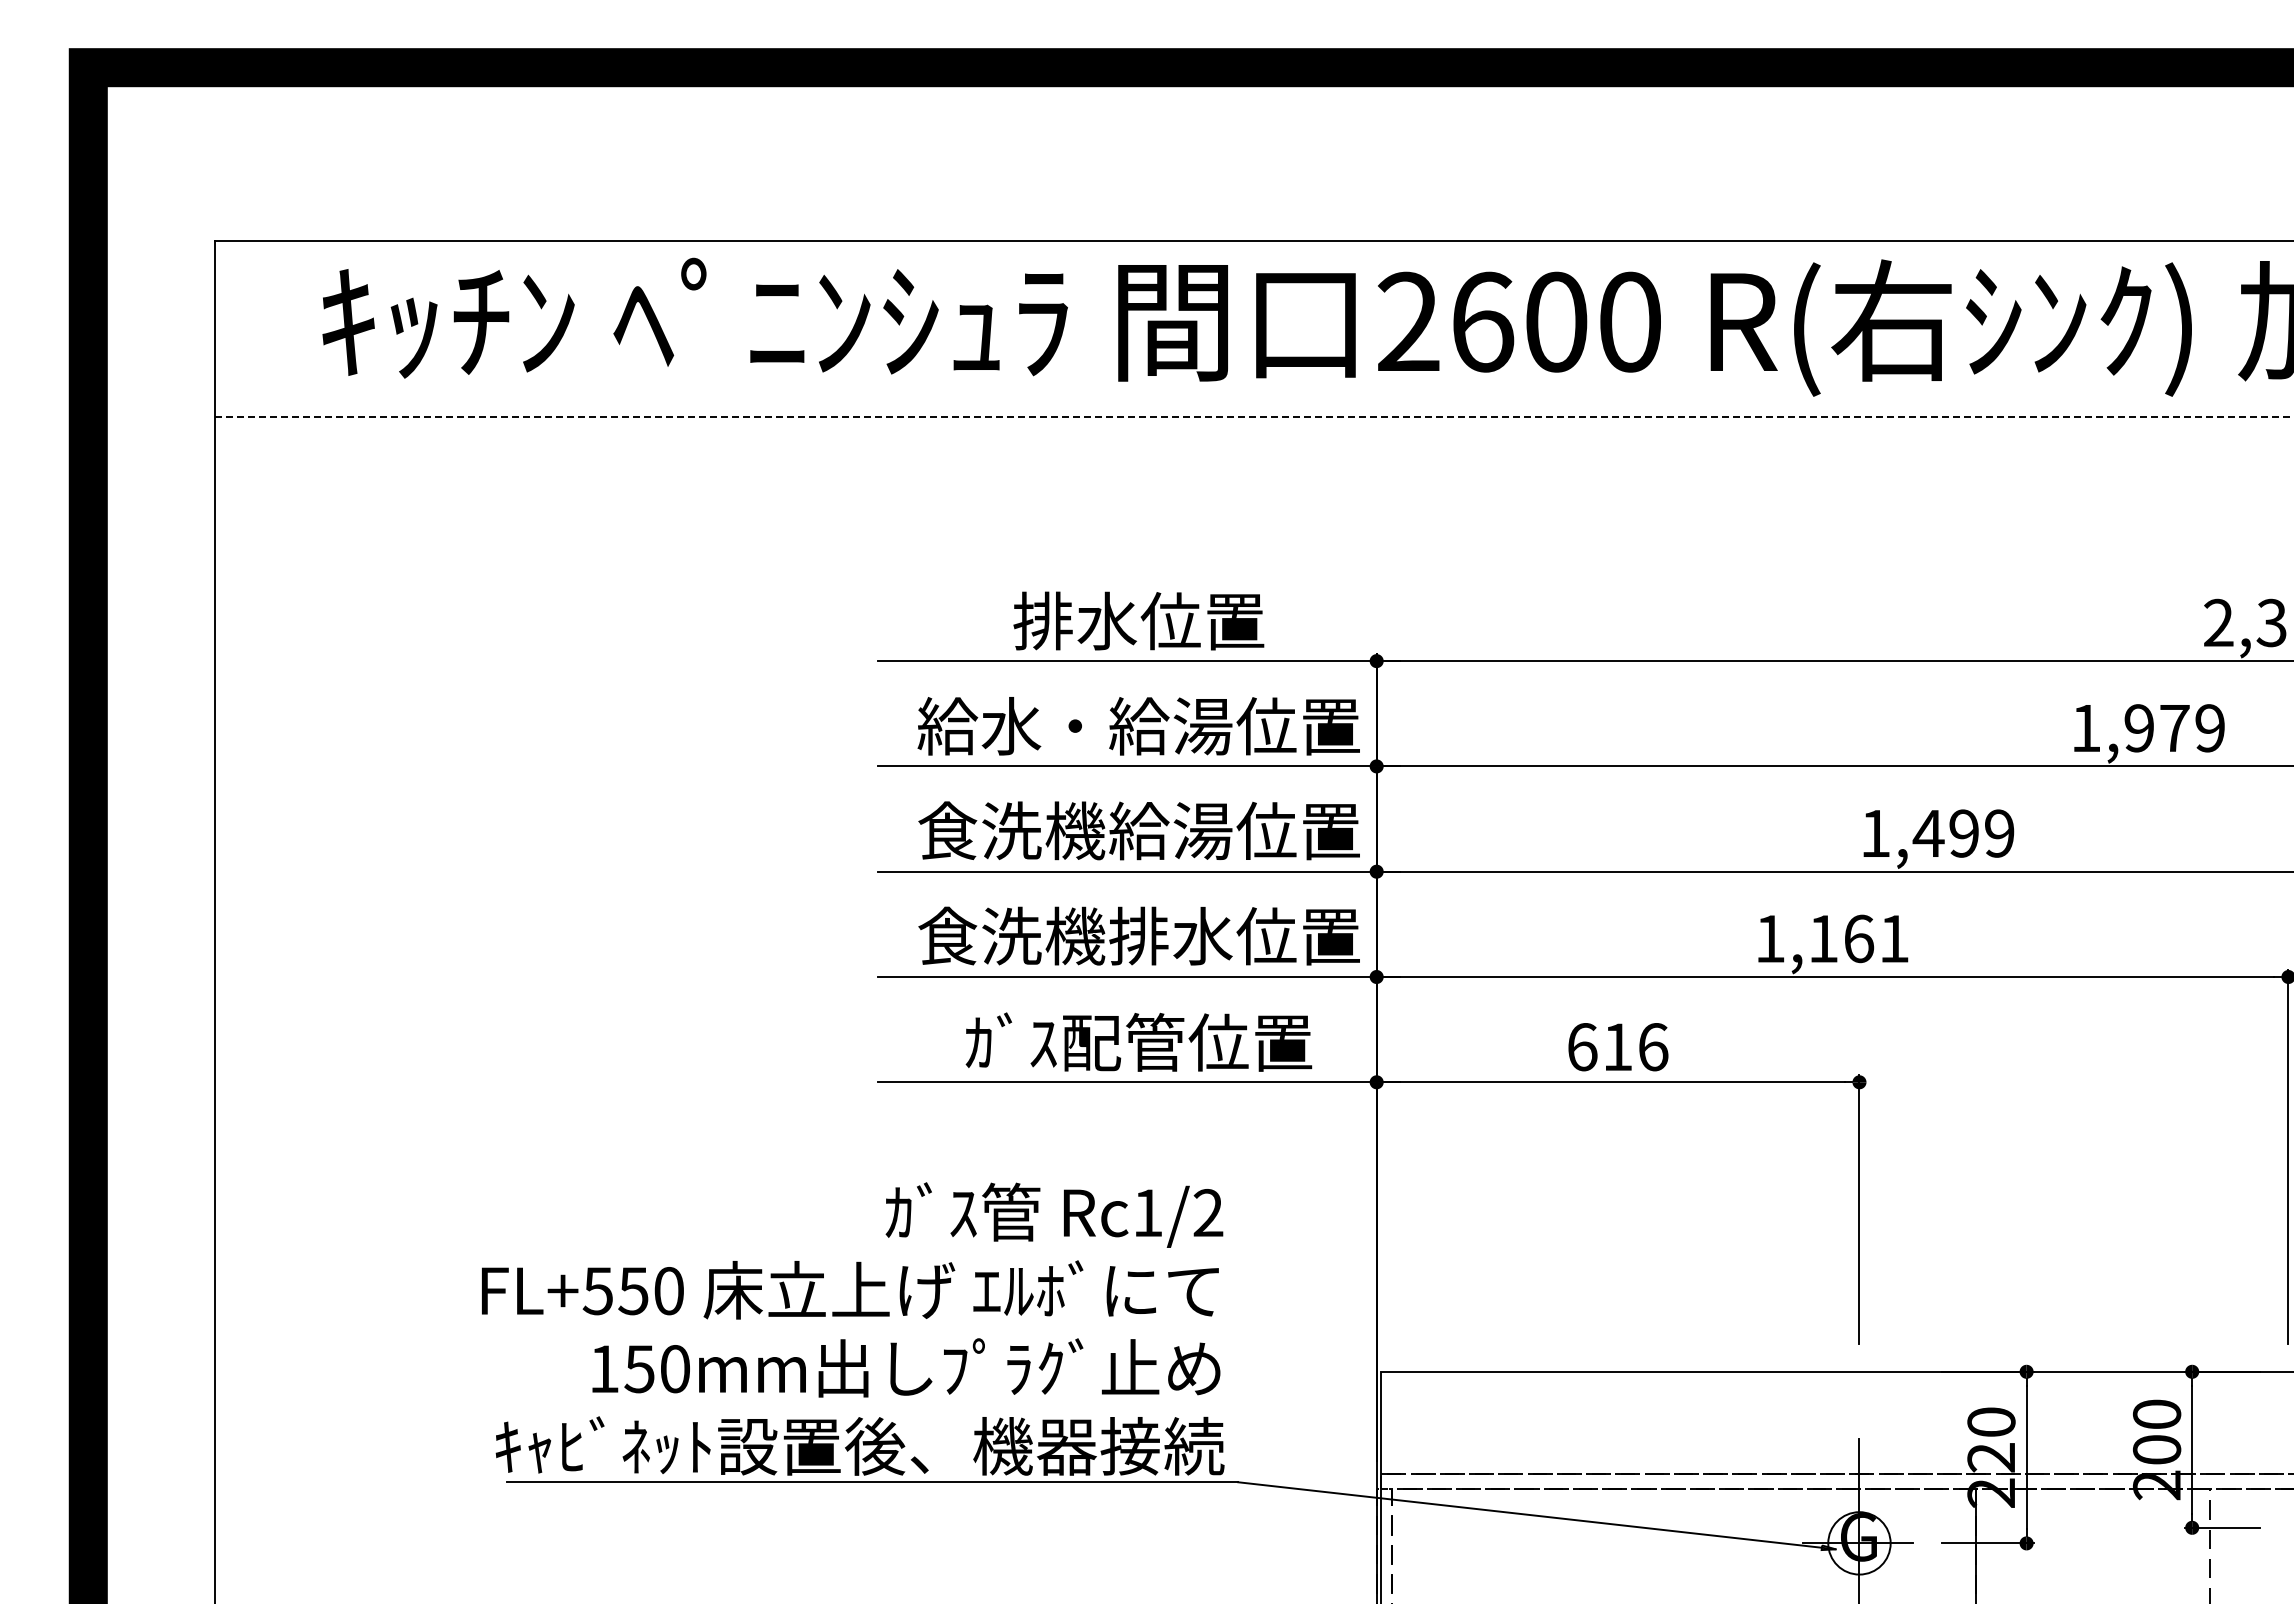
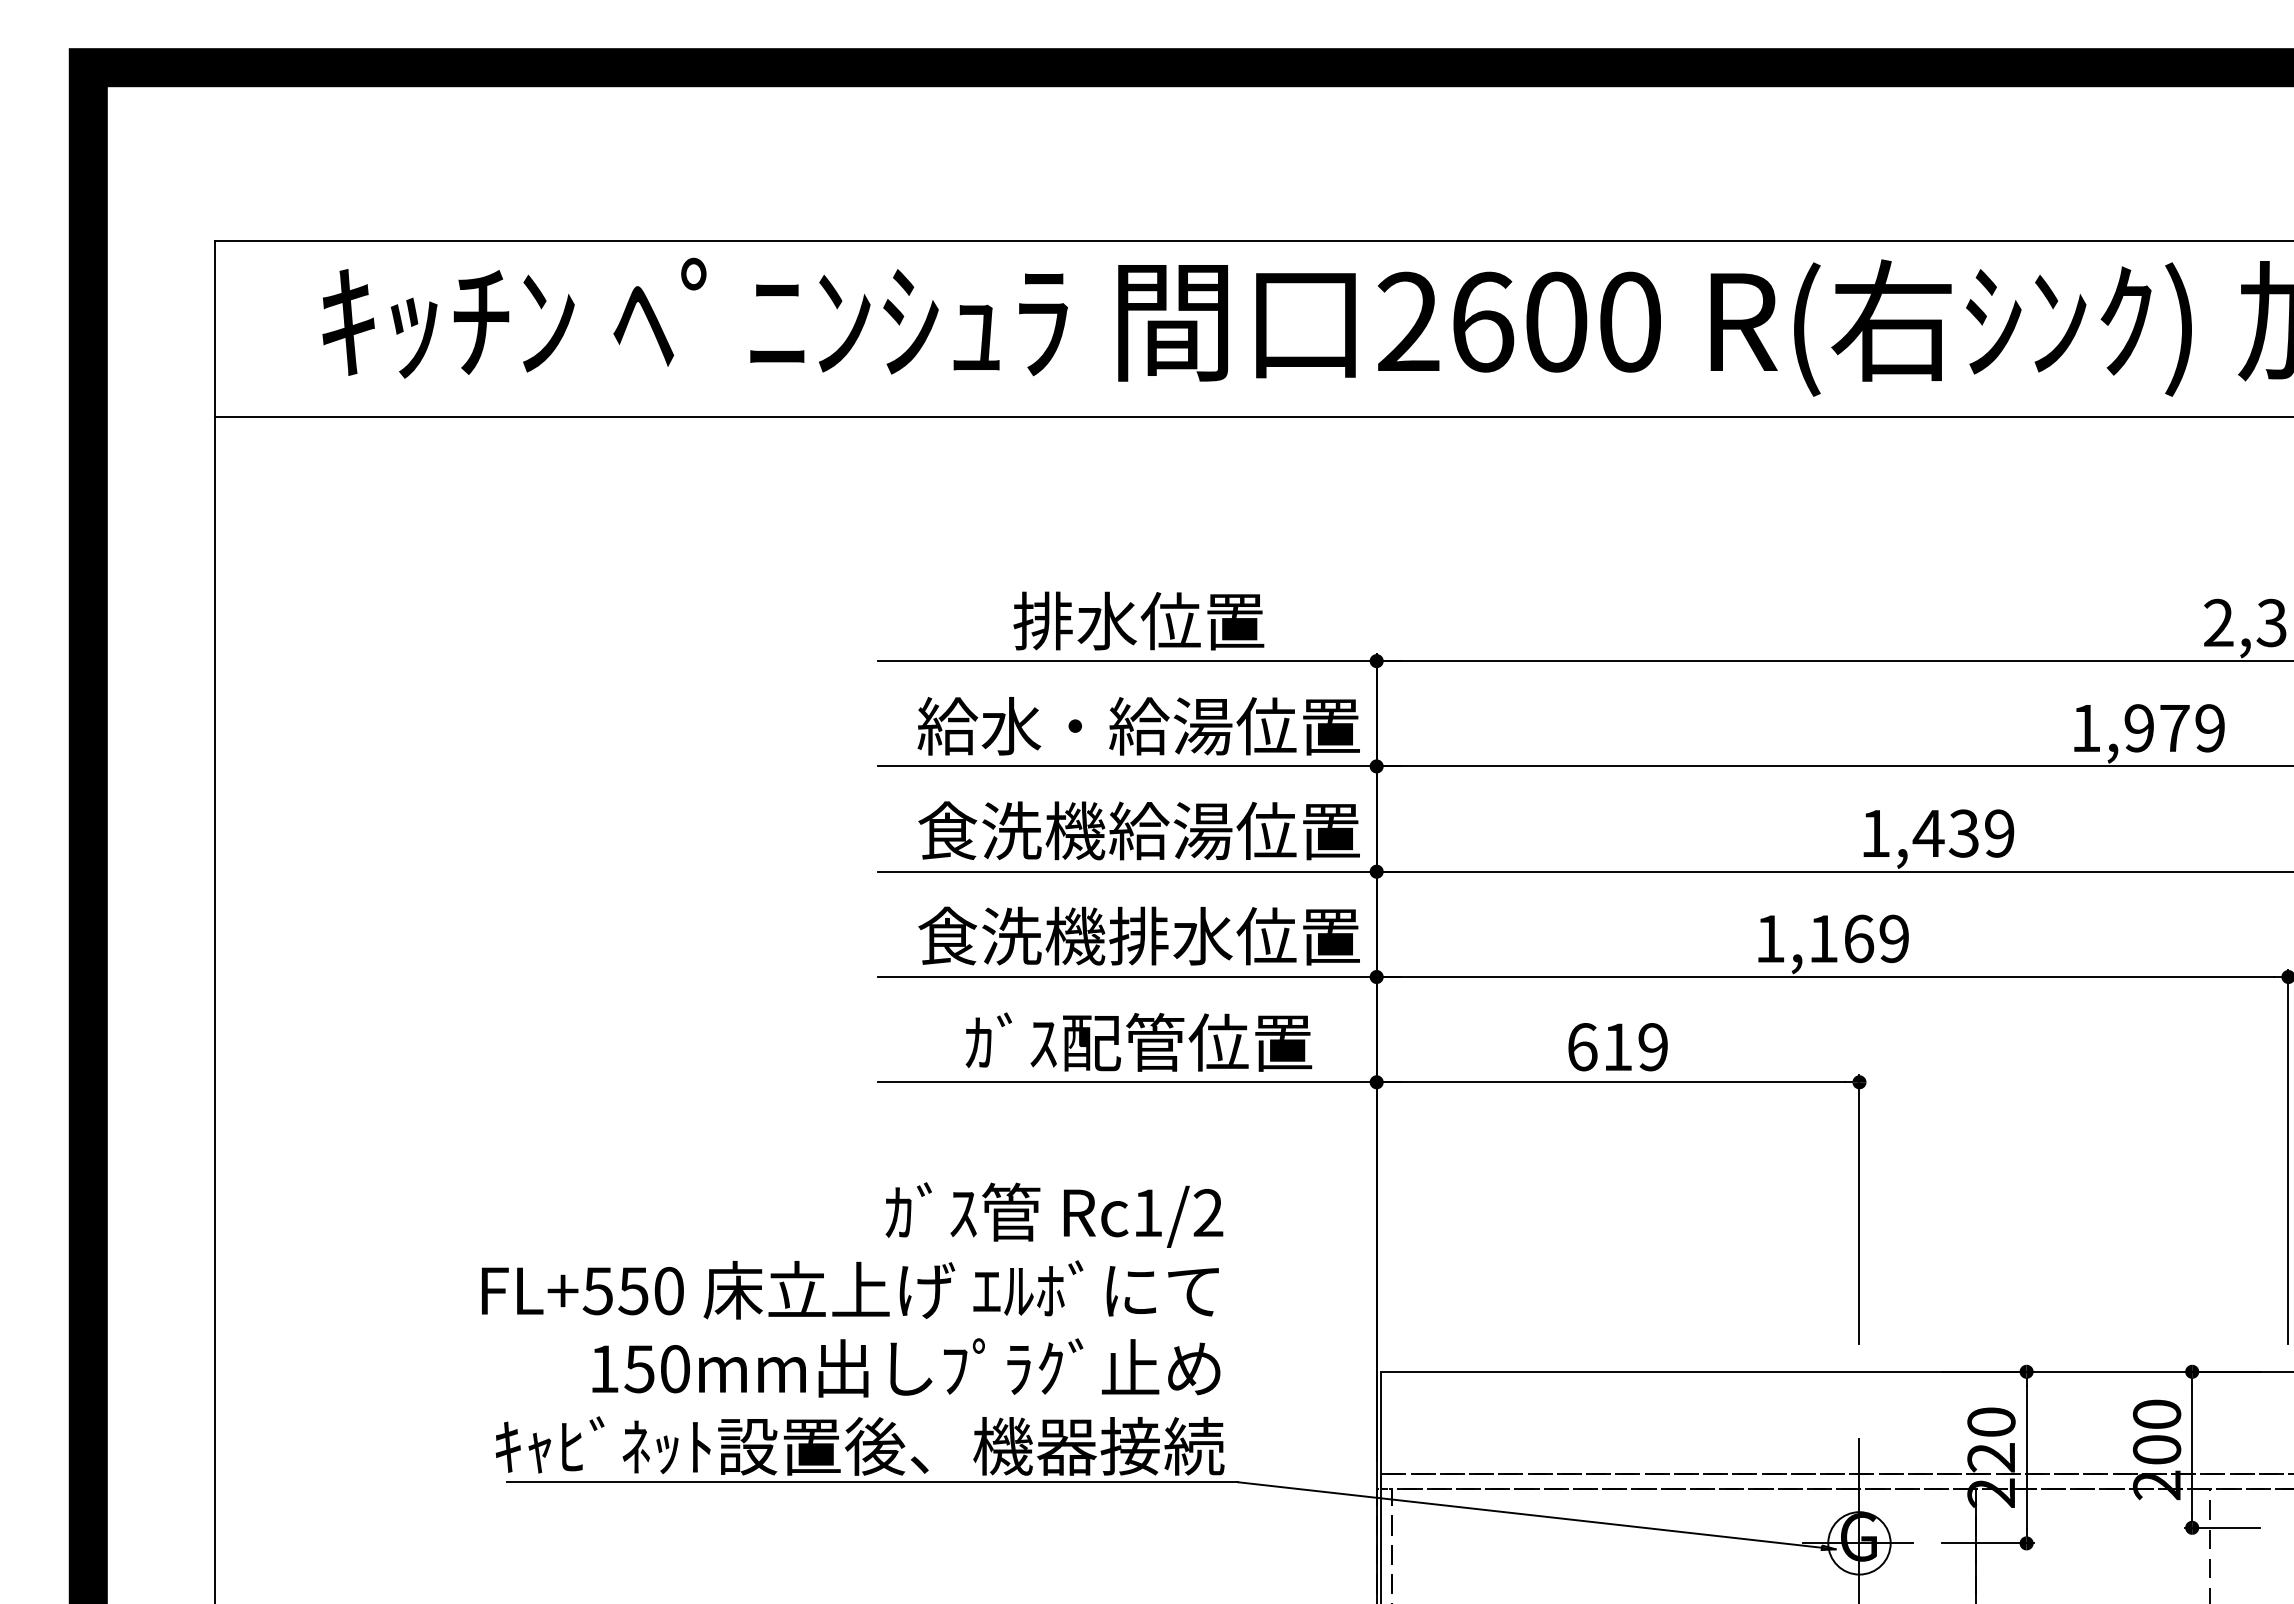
line: dashed -> solid (1254, 417)
text: 1,499 -> 1,439 (1963, 833)
text: 1,161 -> 1,169 (1893, 938)
text: 616 -> 619 (1653, 1047)
